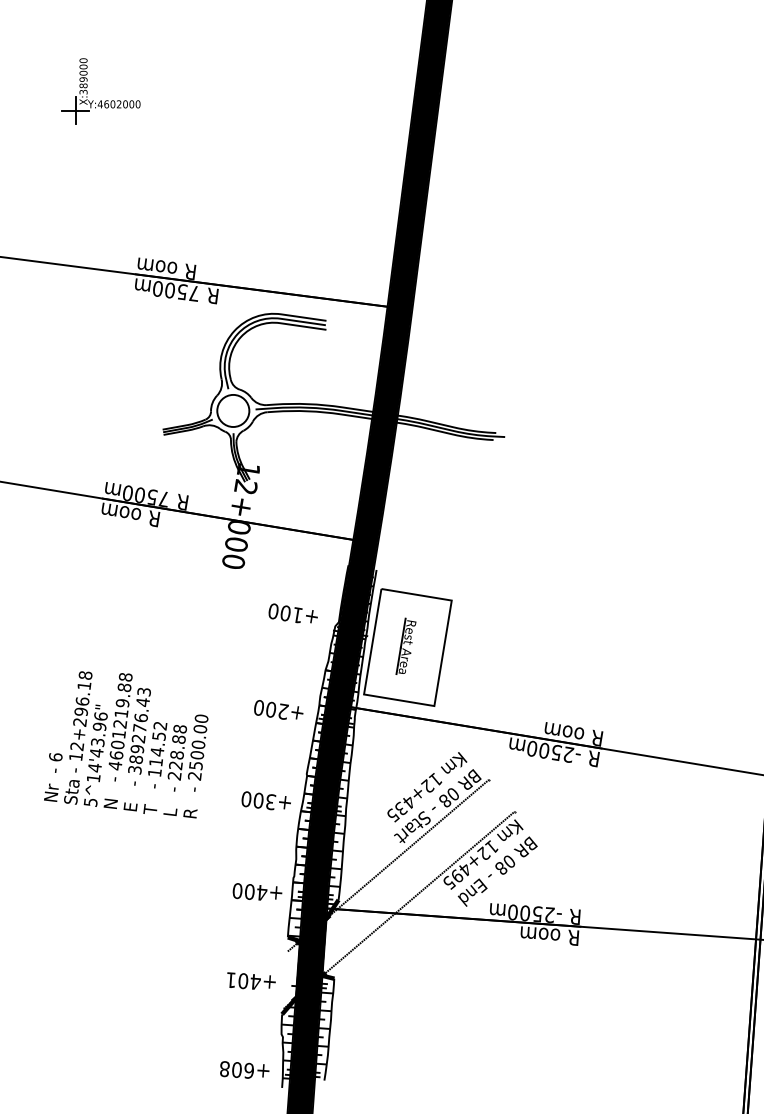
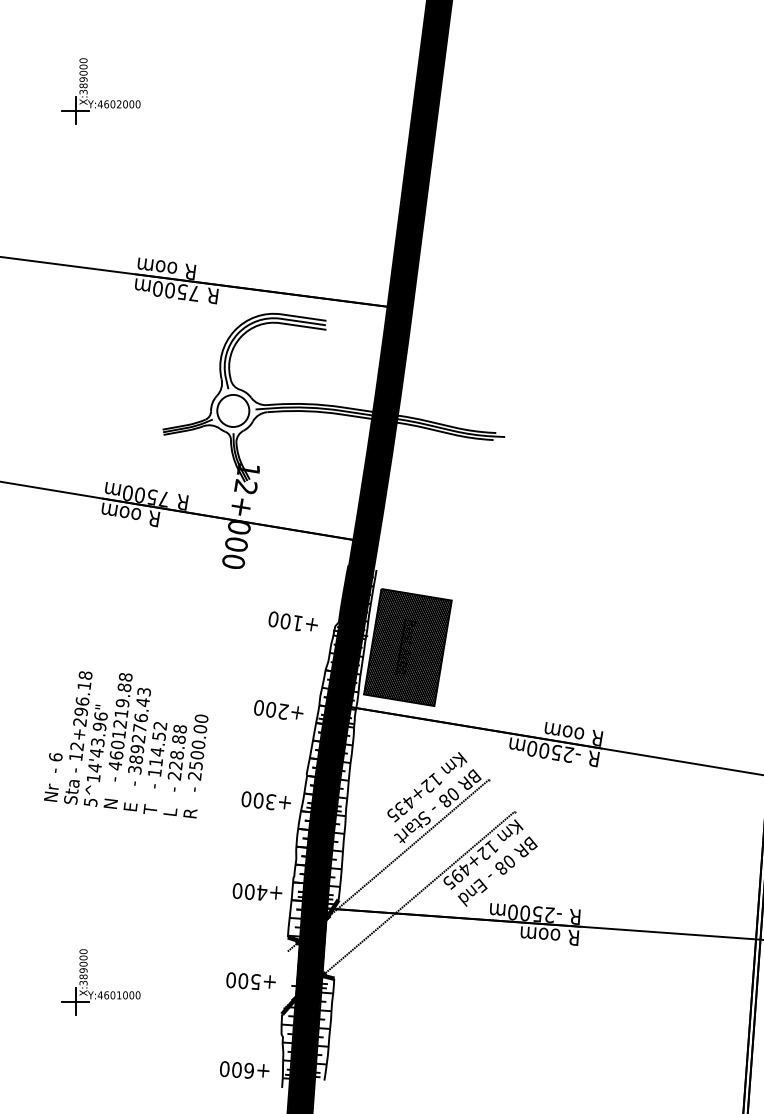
text position: (292, 613) -> (292, 621) (292, 621)
hatch: none -> present (407, 647)
text: +401 -> +500 (243, 980)
part: none -> present (100, 991)
text: +608 -> +600 (224, 1068)
